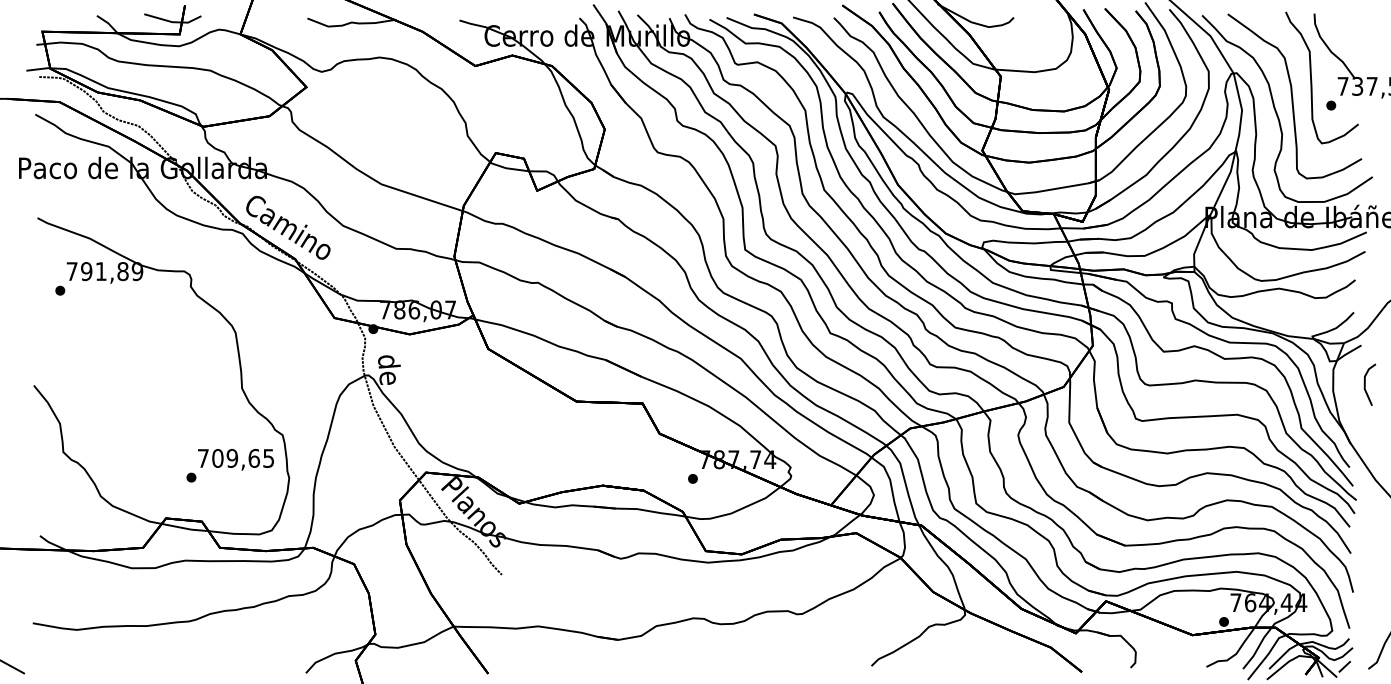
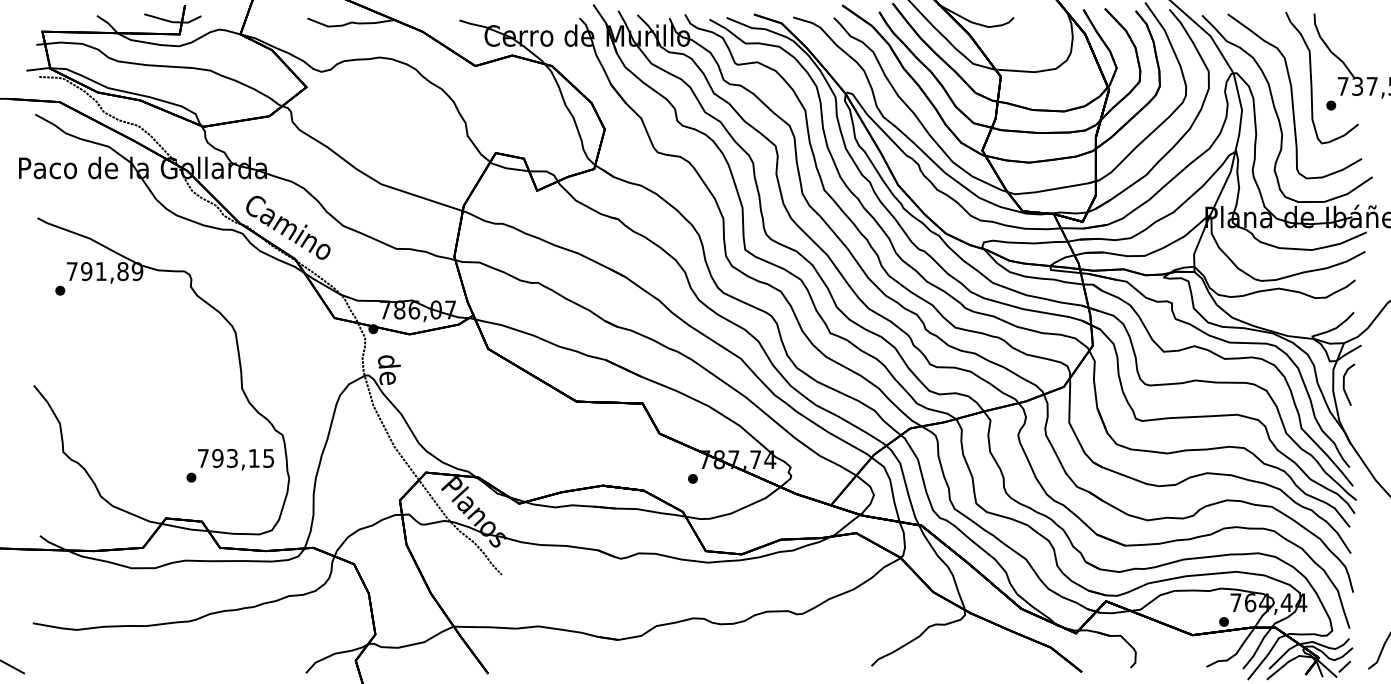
line position: (1365, 384) -> (1344, 384) (1344, 384)
text: 709,65 -> 793,15 (236, 457)
